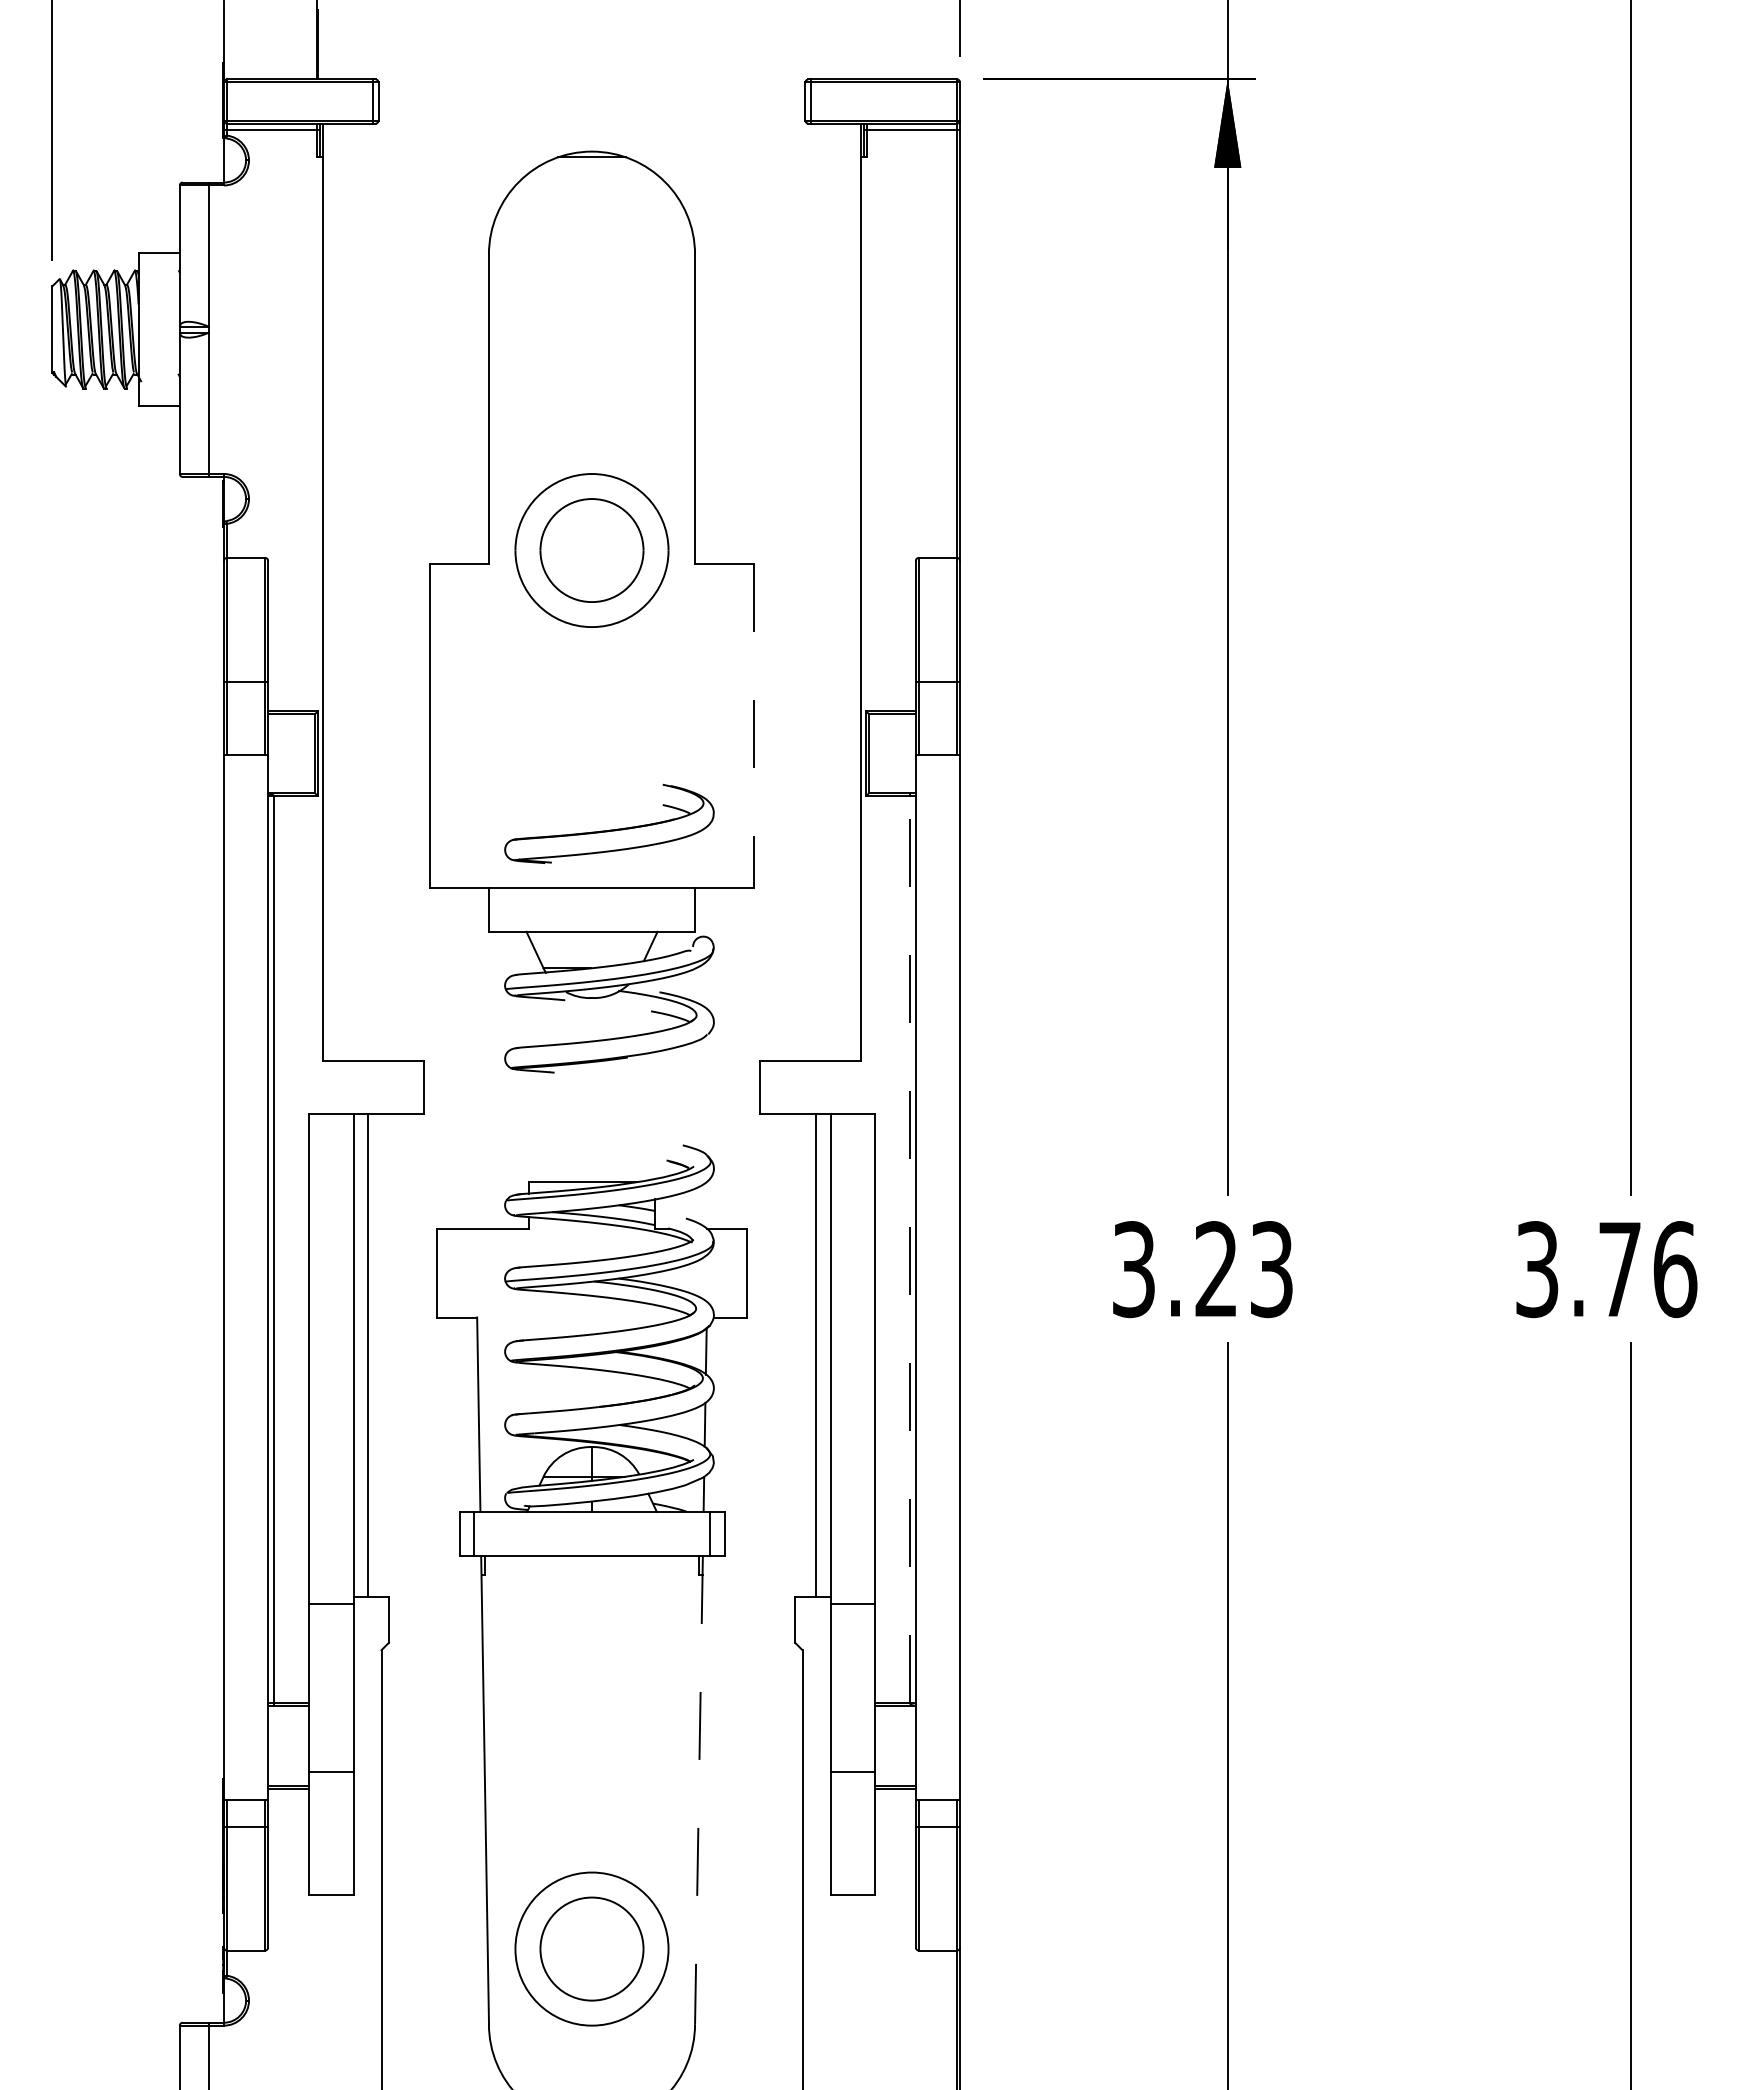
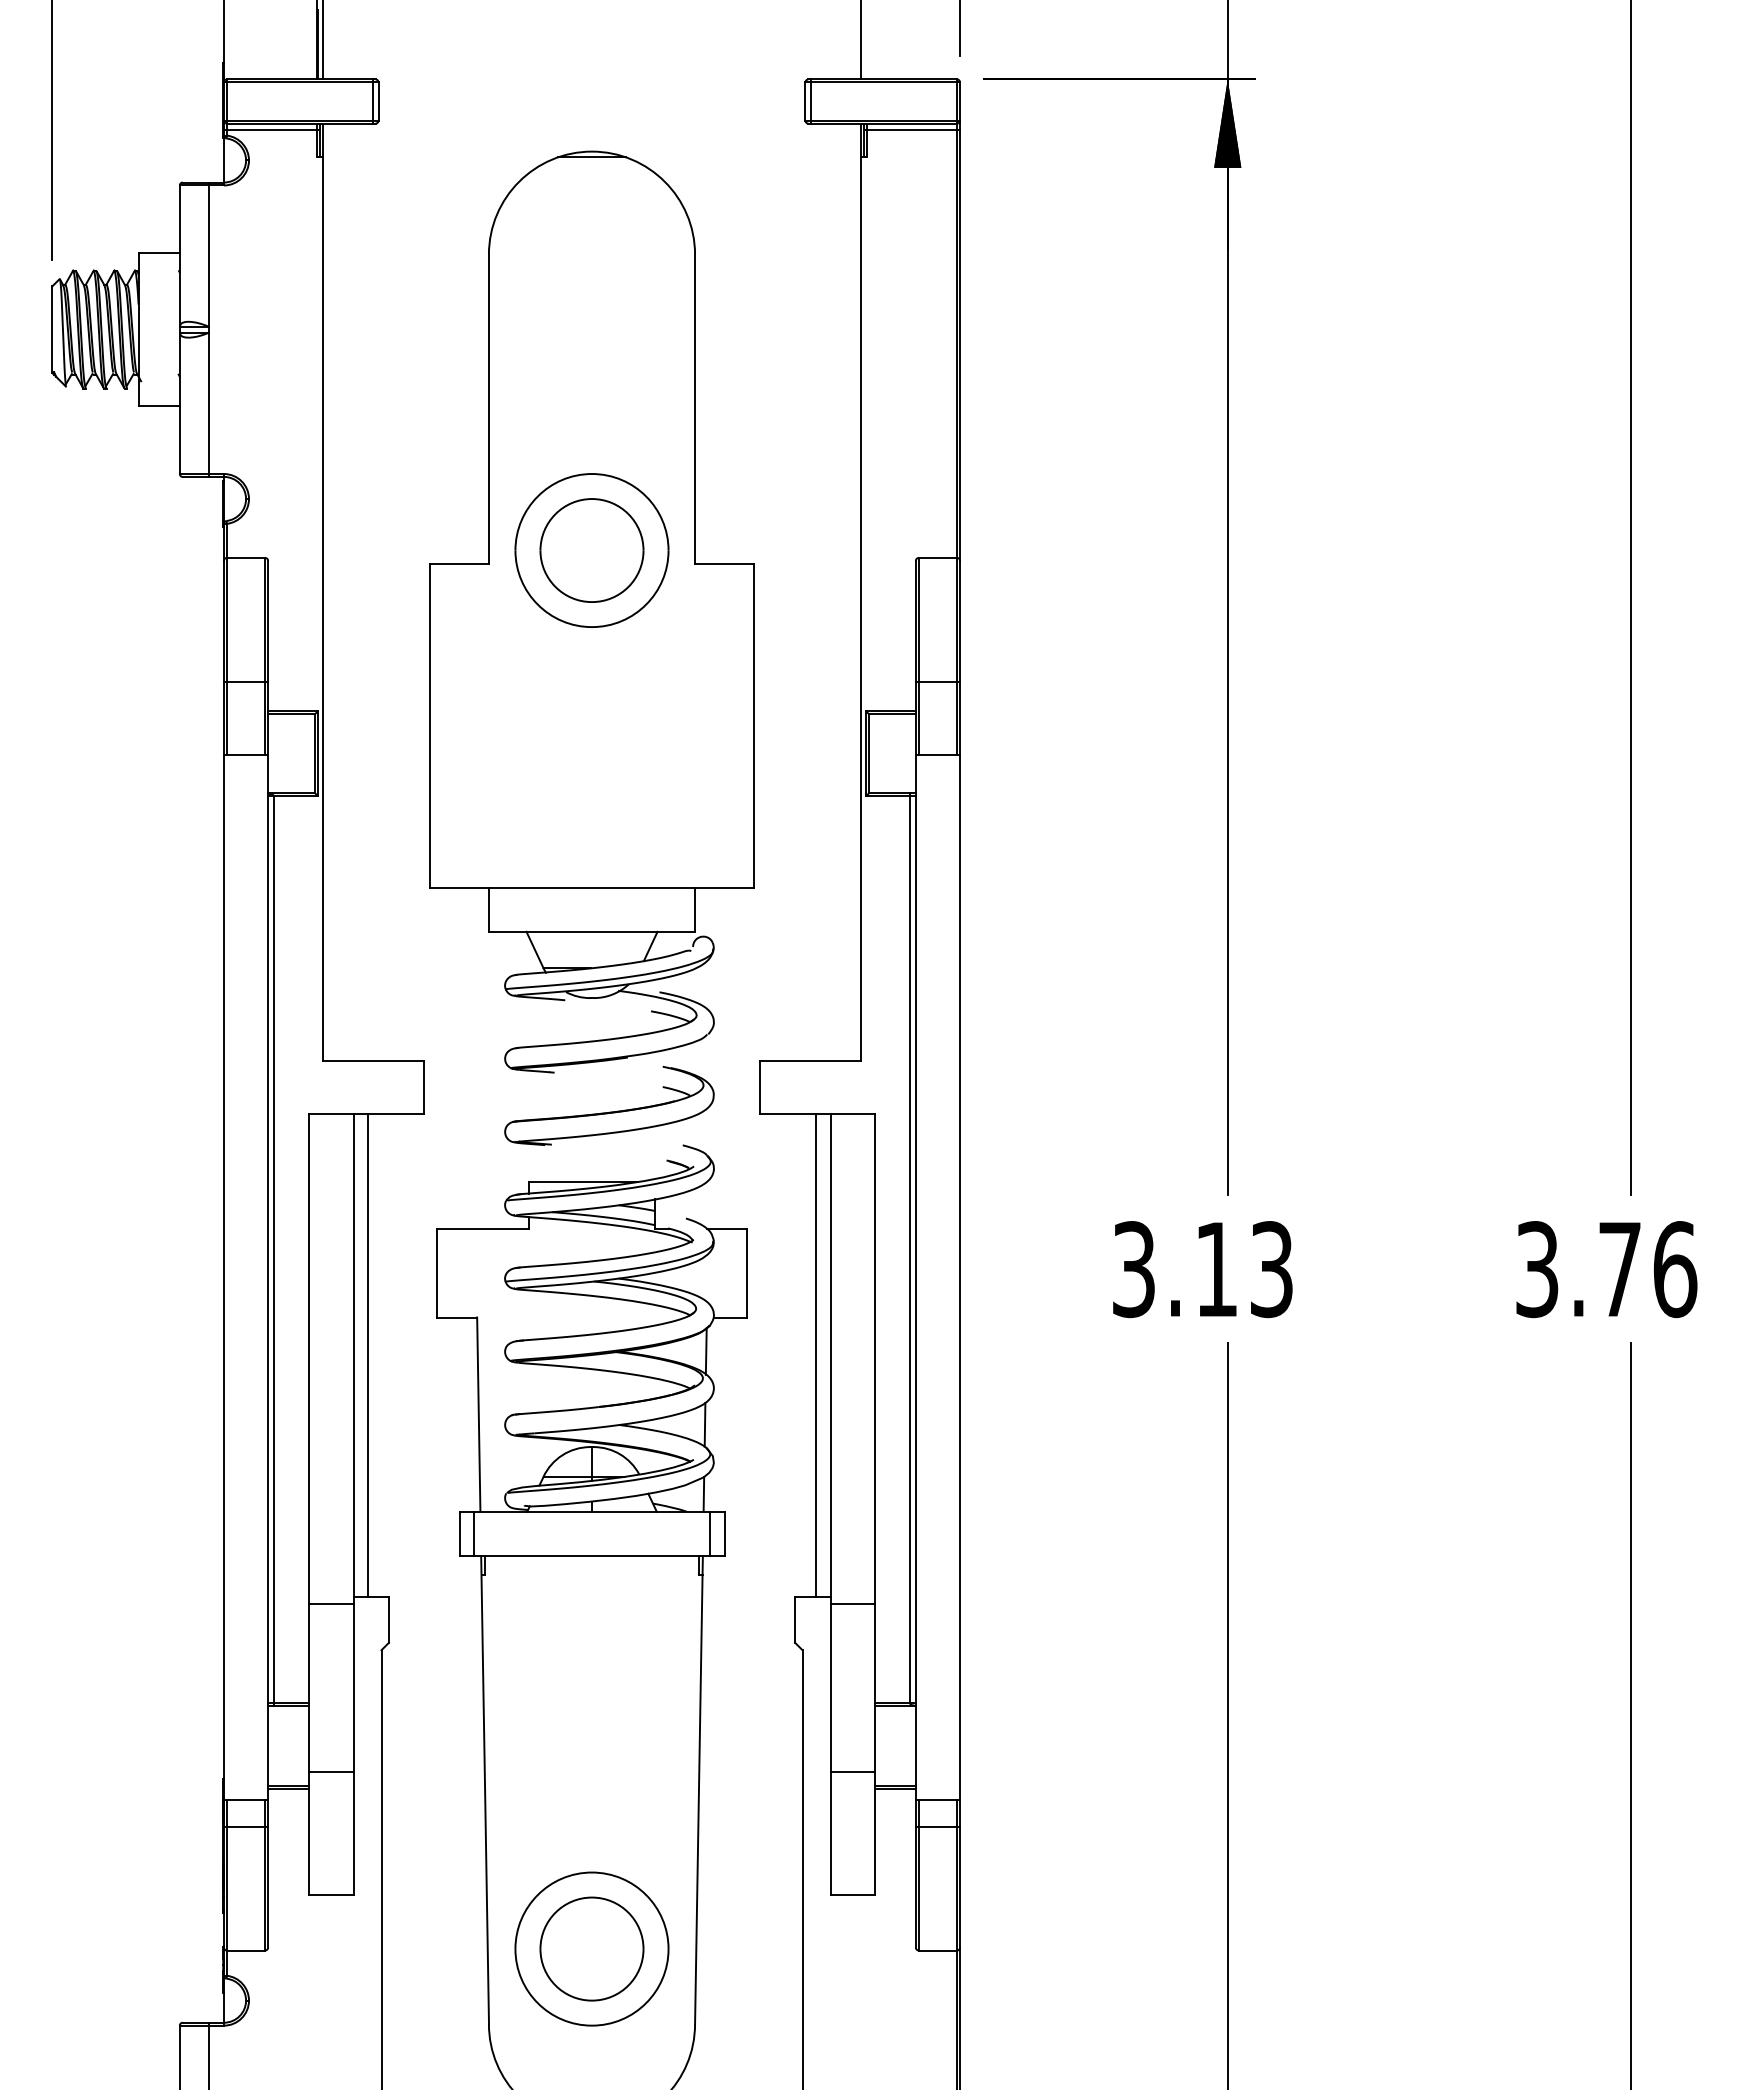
line: none -> present (322, 40)
line: none -> present (861, 40)
line: dashed -> solid (753, 725)
part position: (609, 823) -> (609, 1105) (609, 1105)
line: dashed -> solid (910, 1249)
text: 3.23 -> 3.13 (1215, 1268)
line: dashed -> solid (698, 1790)
